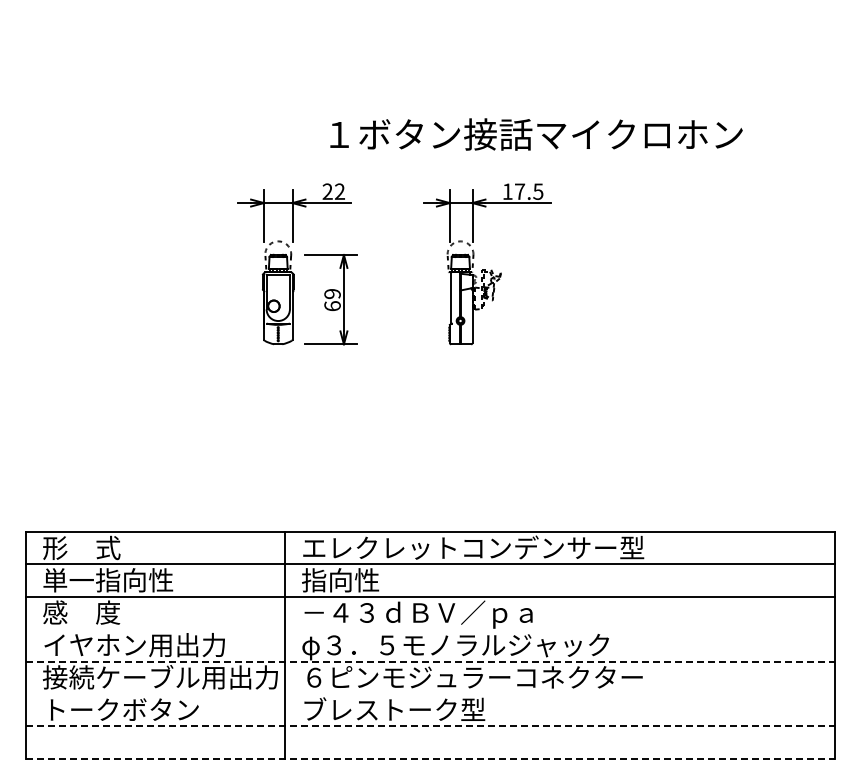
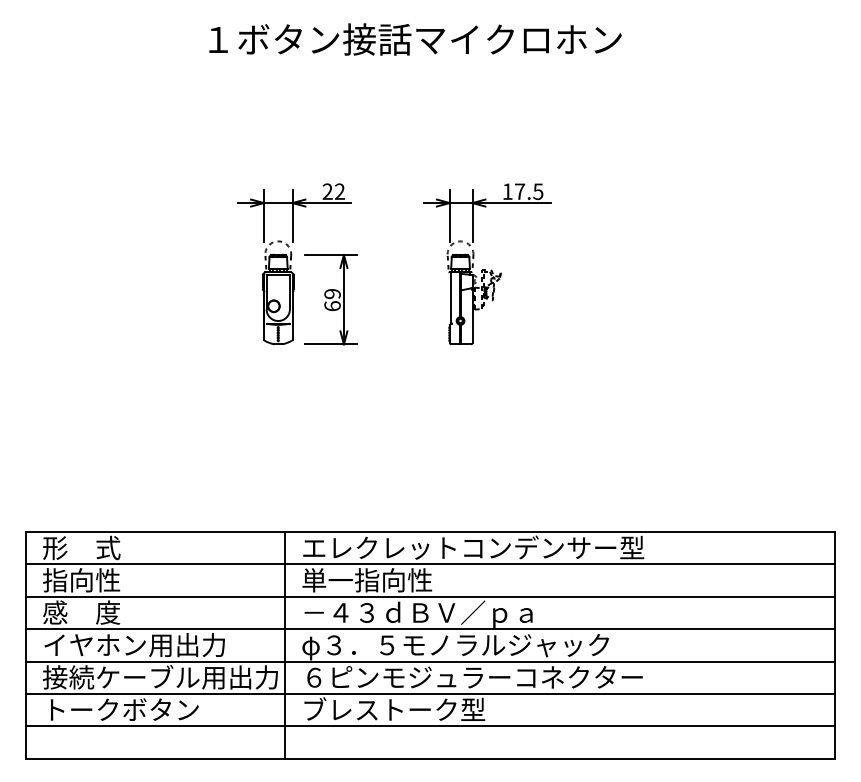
text position: (536, 134) -> (415, 39) (415, 39)
text: 単一指向性 -> 指向性 (108, 580)
text: 指向性 -> 単一指向性 (367, 580)
line: none -> present (430, 629)
line: dashed -> solid (430, 661)
line: none -> present (430, 693)
line: dashed -> solid (430, 726)
line: dashed -> solid (430, 758)
